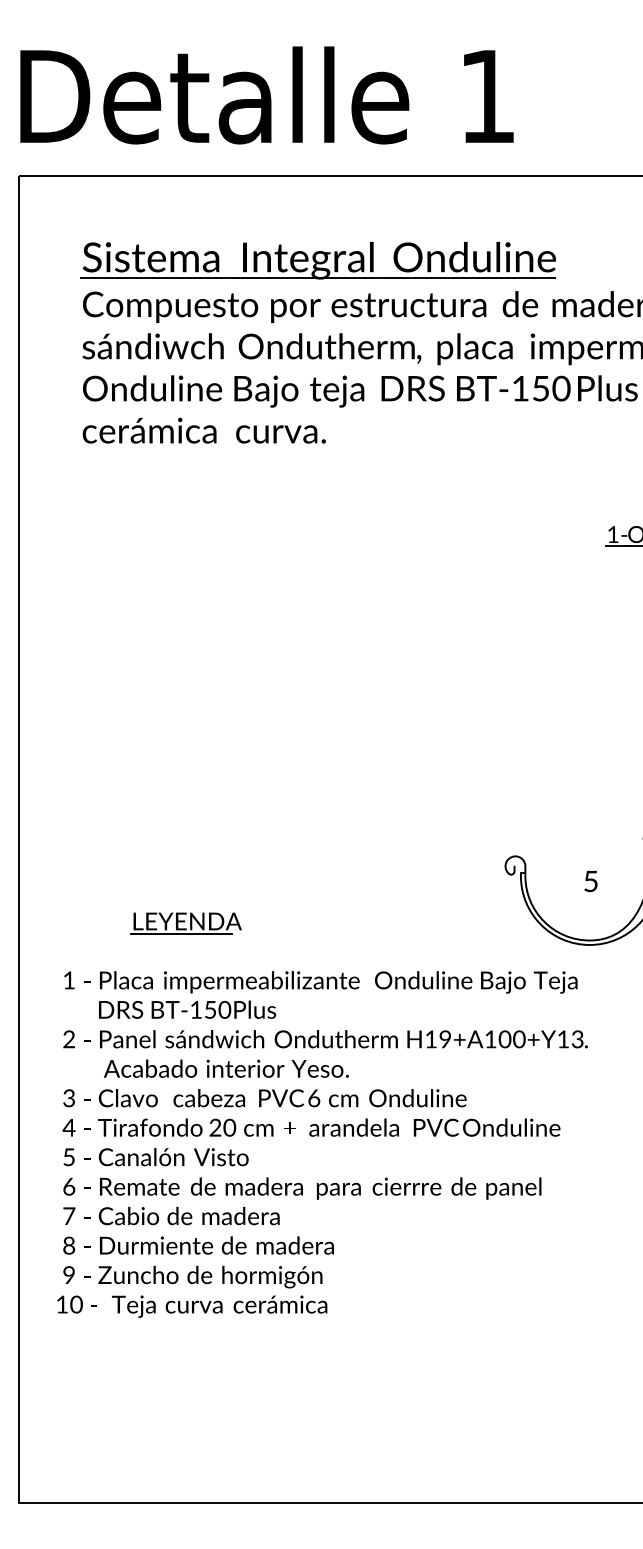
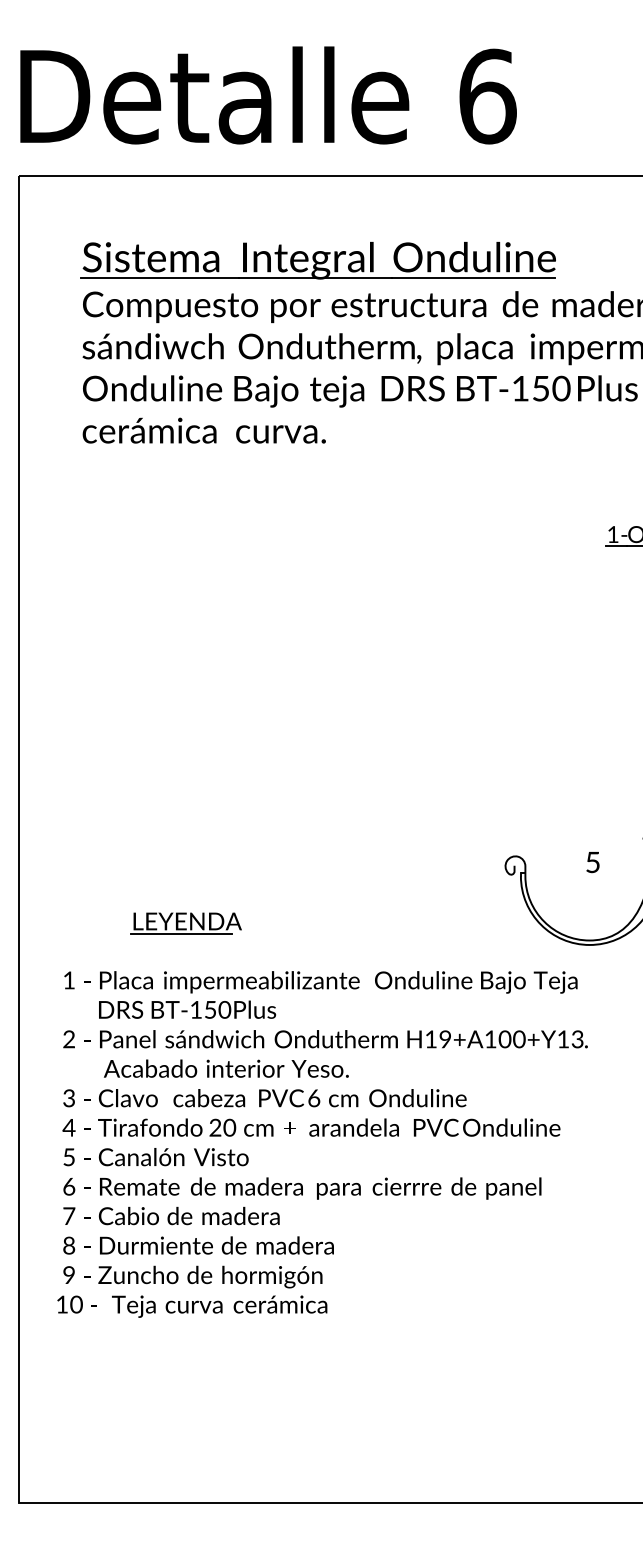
text: 1 -> 6 (487, 96)
text position: (590, 881) -> (592, 862) (592, 862)
